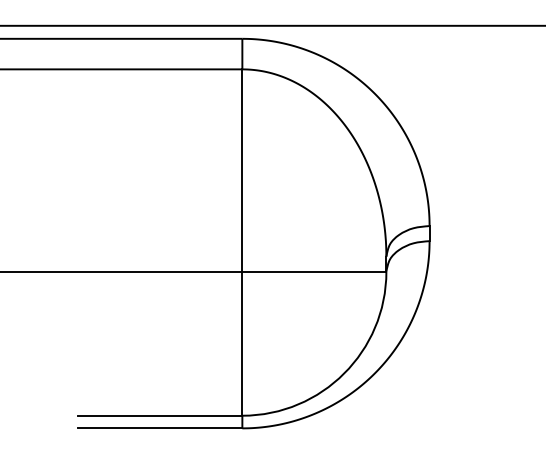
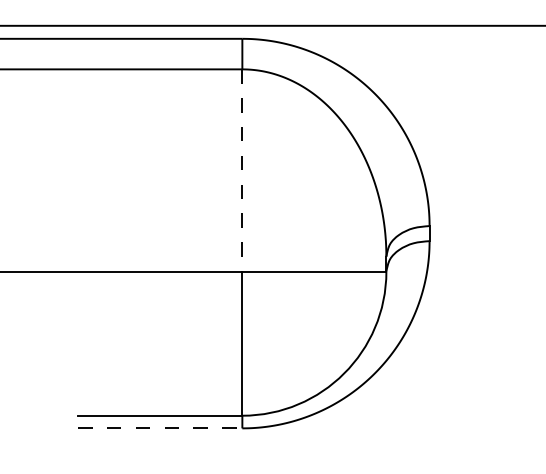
line: solid -> dashed (242, 171)
line: solid -> dashed (160, 428)
